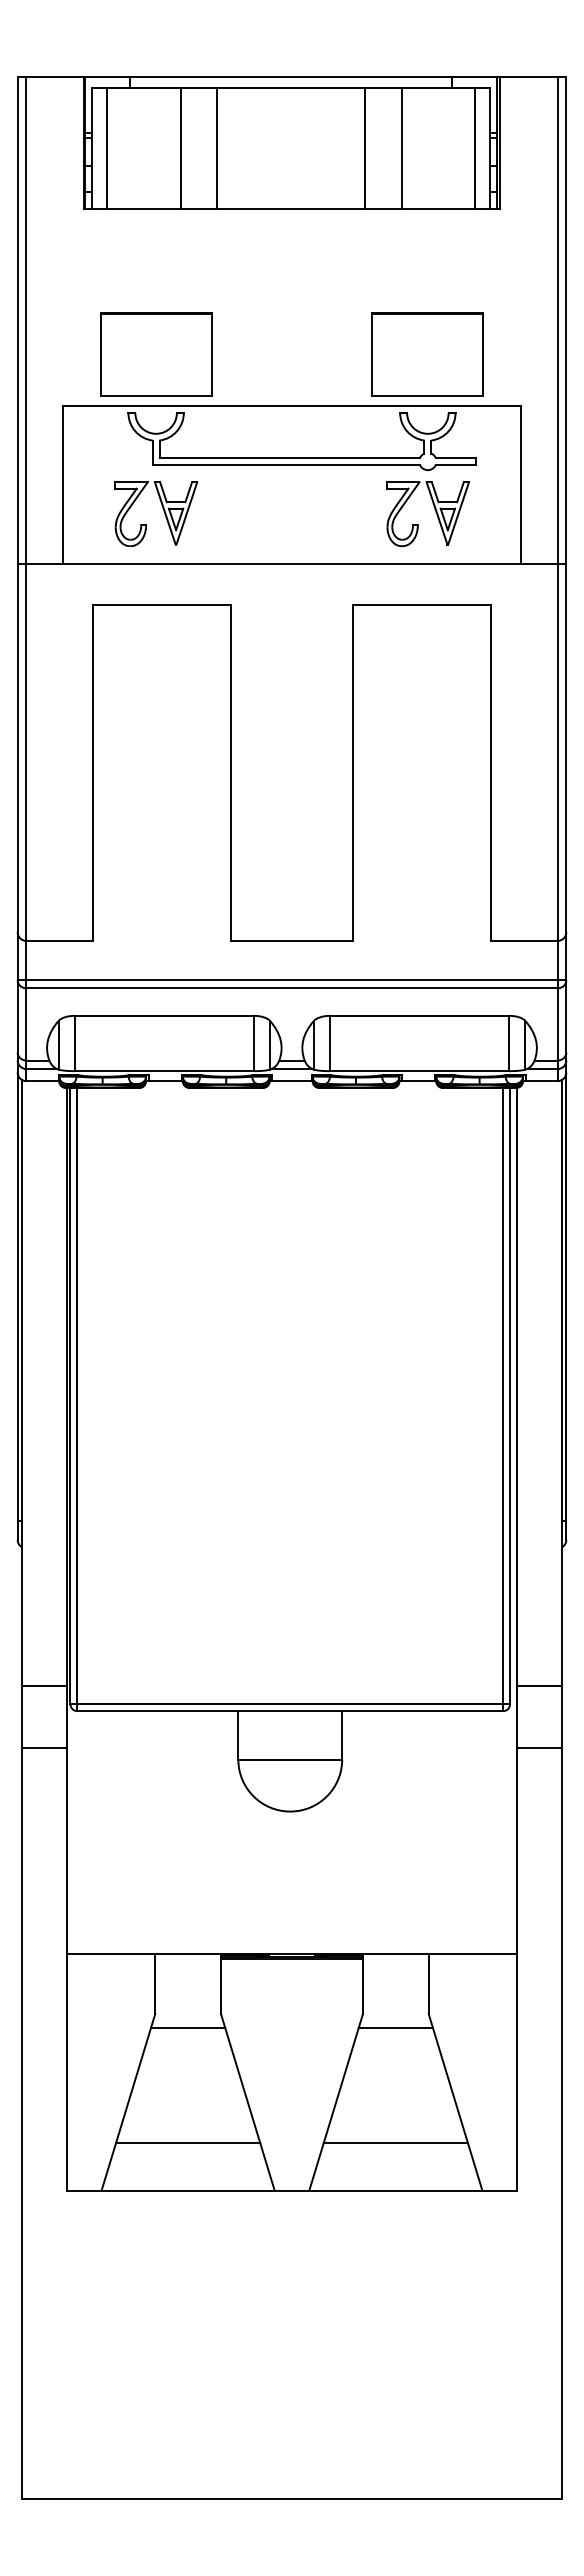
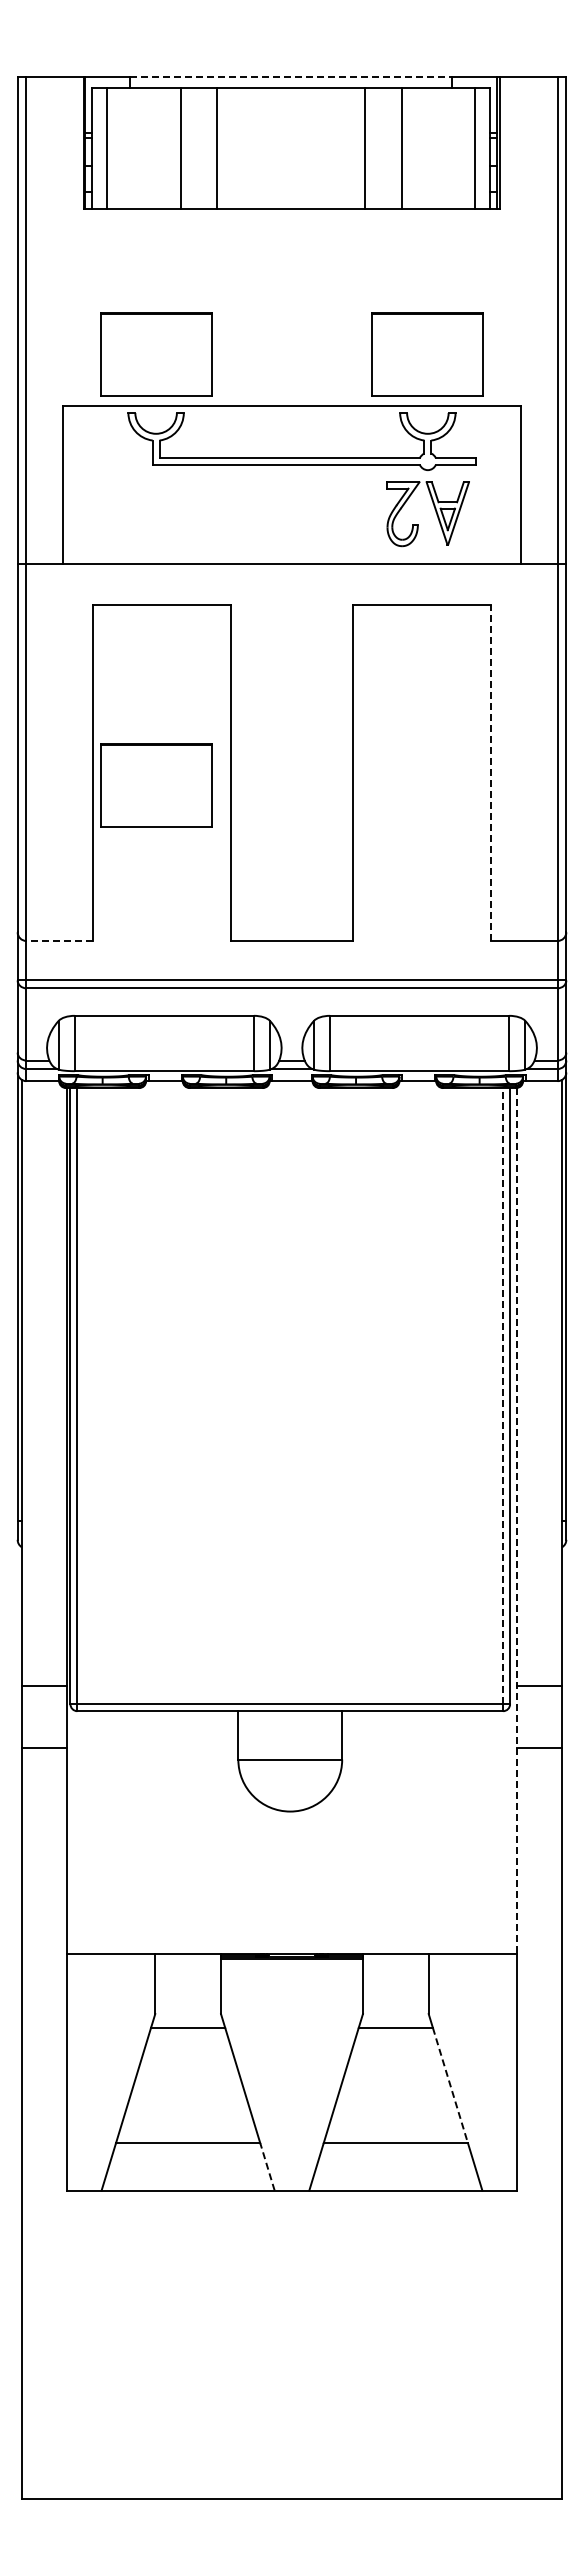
line: solid -> dashed (291, 77)
part: present -> none (163, 511)
line: solid -> dashed (491, 773)
part: none -> present (156, 785)
line: solid -> dashed (59, 940)
line: solid -> dashed (503, 1395)
line: solid -> dashed (517, 1520)
line: solid -> dashed (450, 2086)
line: solid -> dashed (267, 2166)
